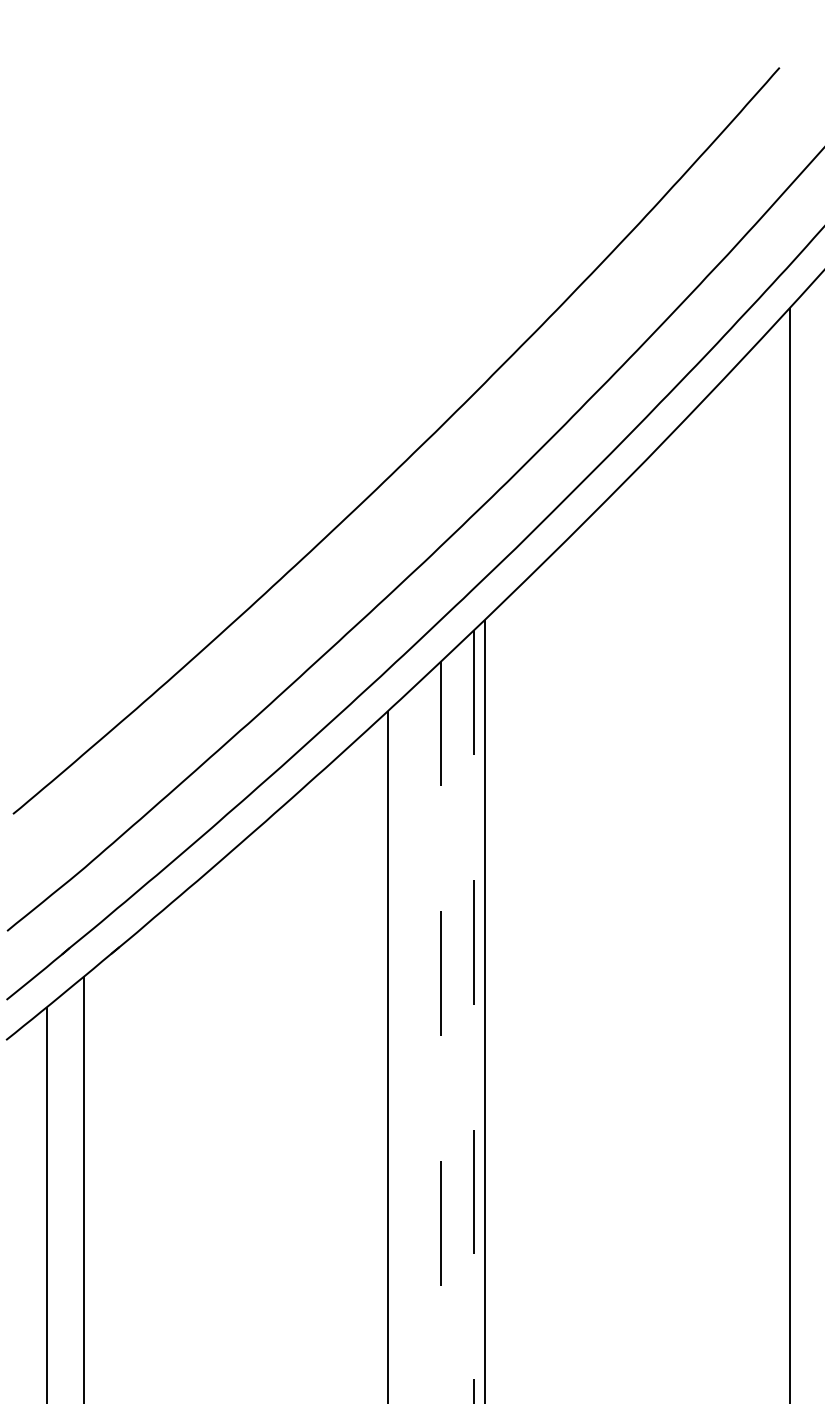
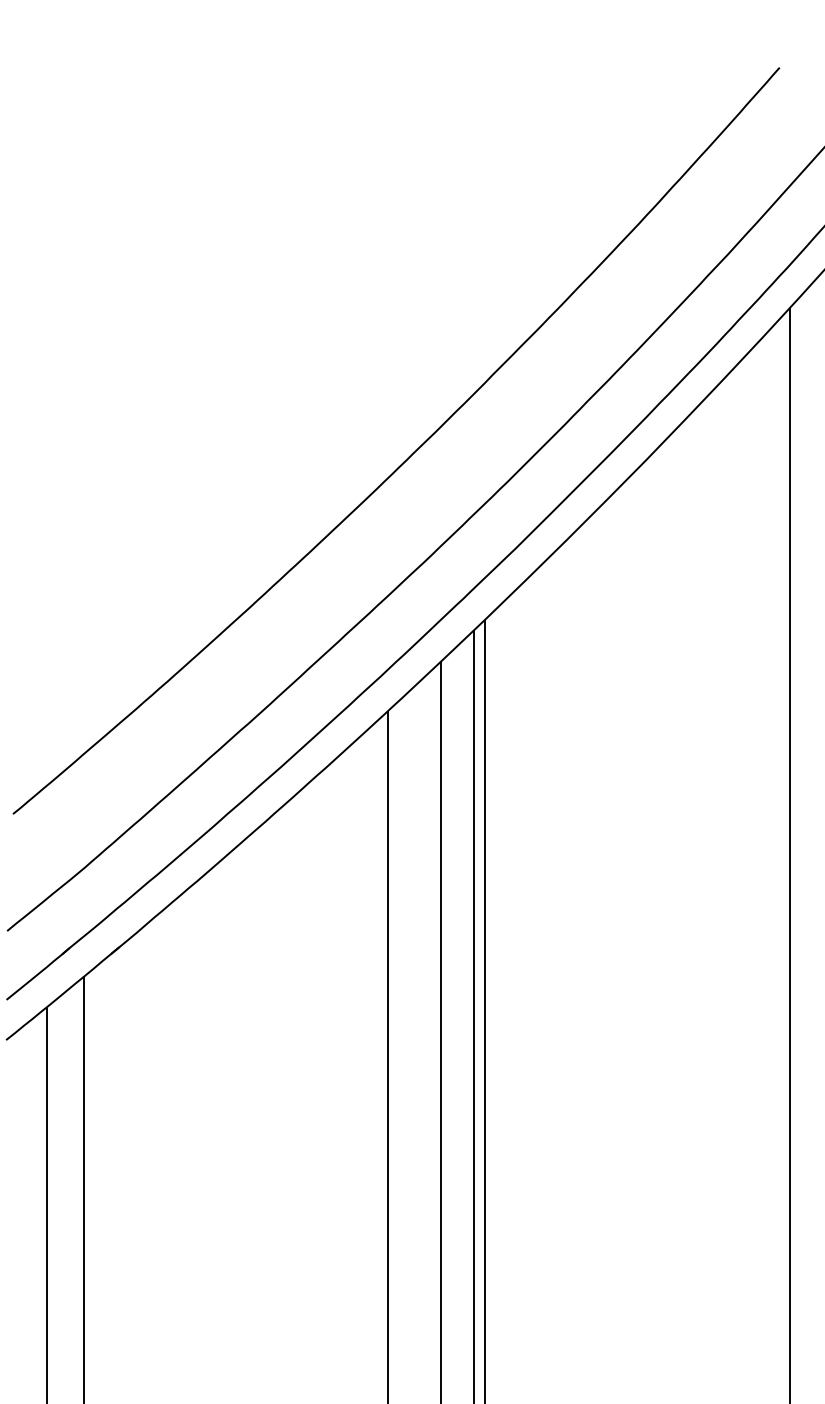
line: dashed -> solid (474, 1017)
line: dashed -> solid (441, 1033)
